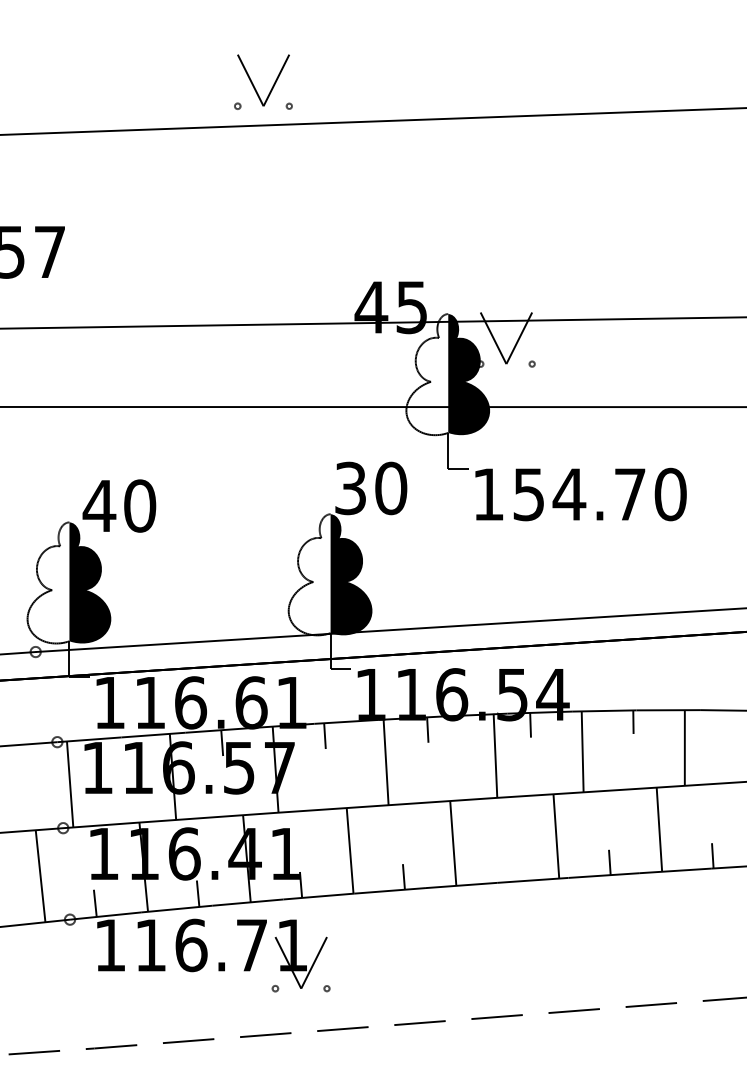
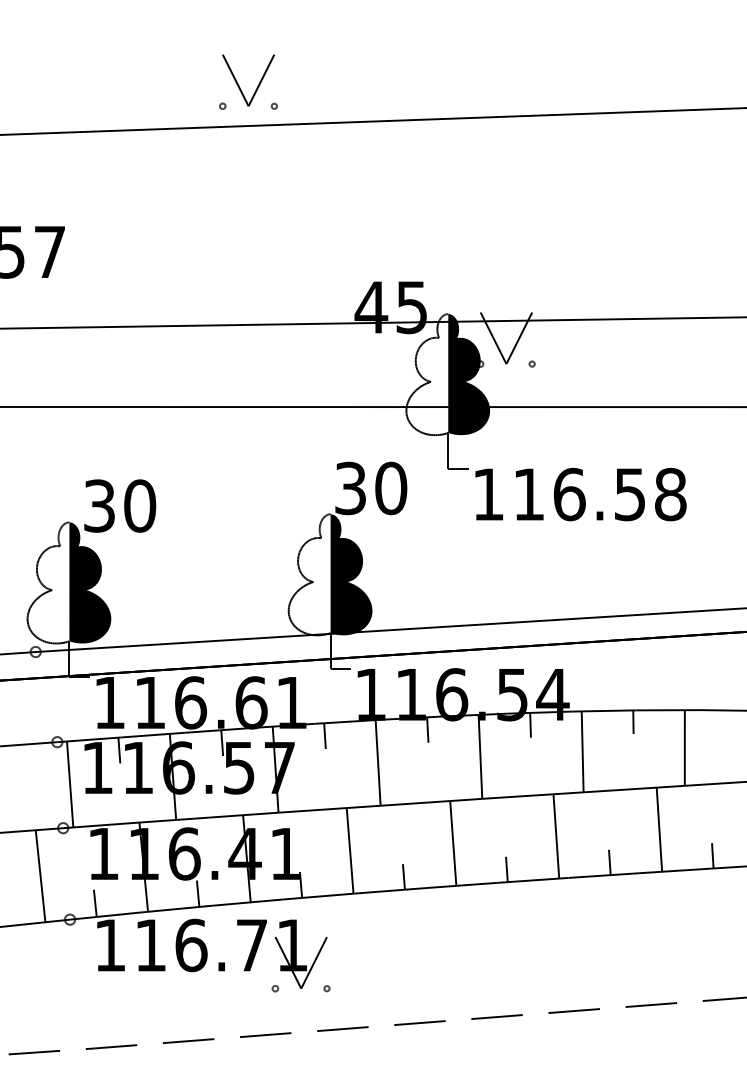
part position: (254, 85) -> (239, 85) (239, 85)
text: 154.70 -> 116.58 (599, 494)
text: 40 -> 30 (99, 505)
line: none -> present (119, 750)
line position: (495, 755) -> (480, 756) (480, 756)
line position: (385, 762) -> (377, 762) (377, 762)
line: none -> present (506, 869)
